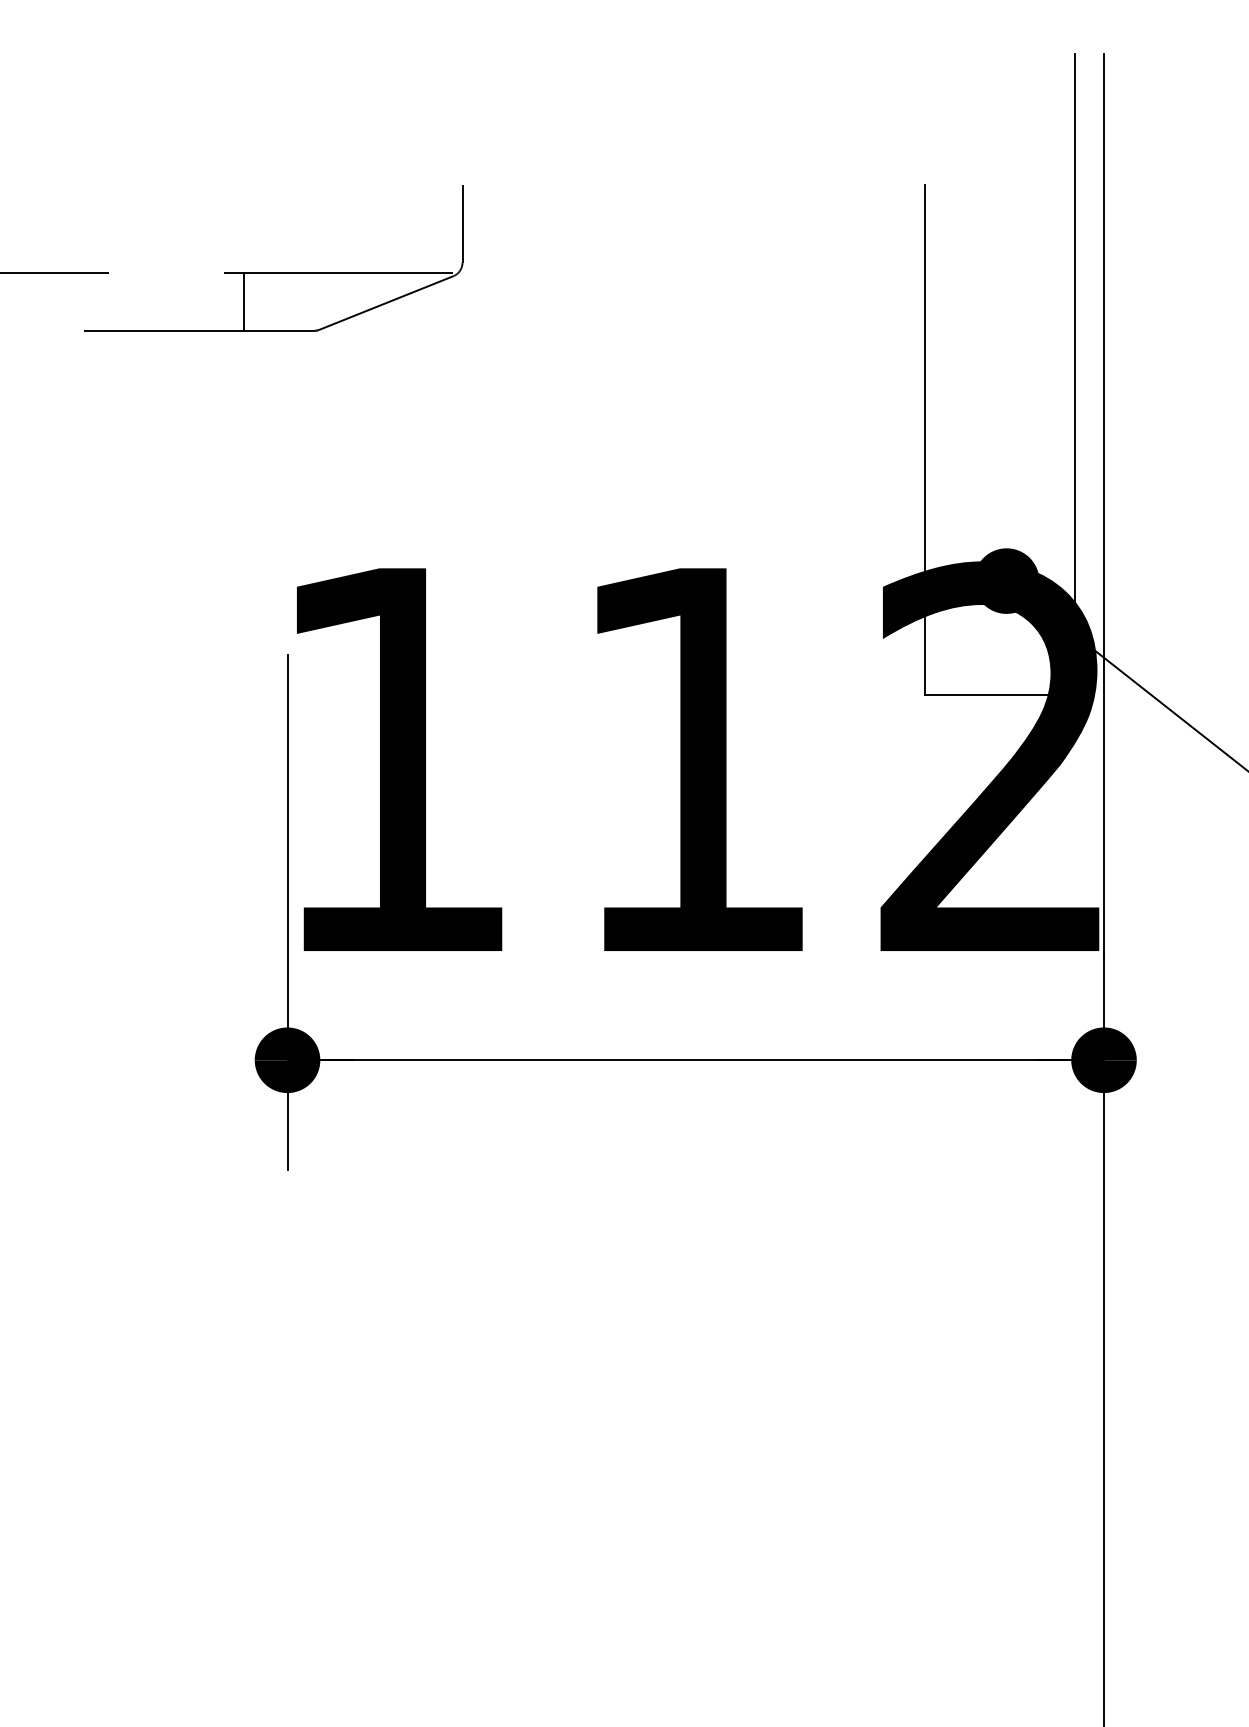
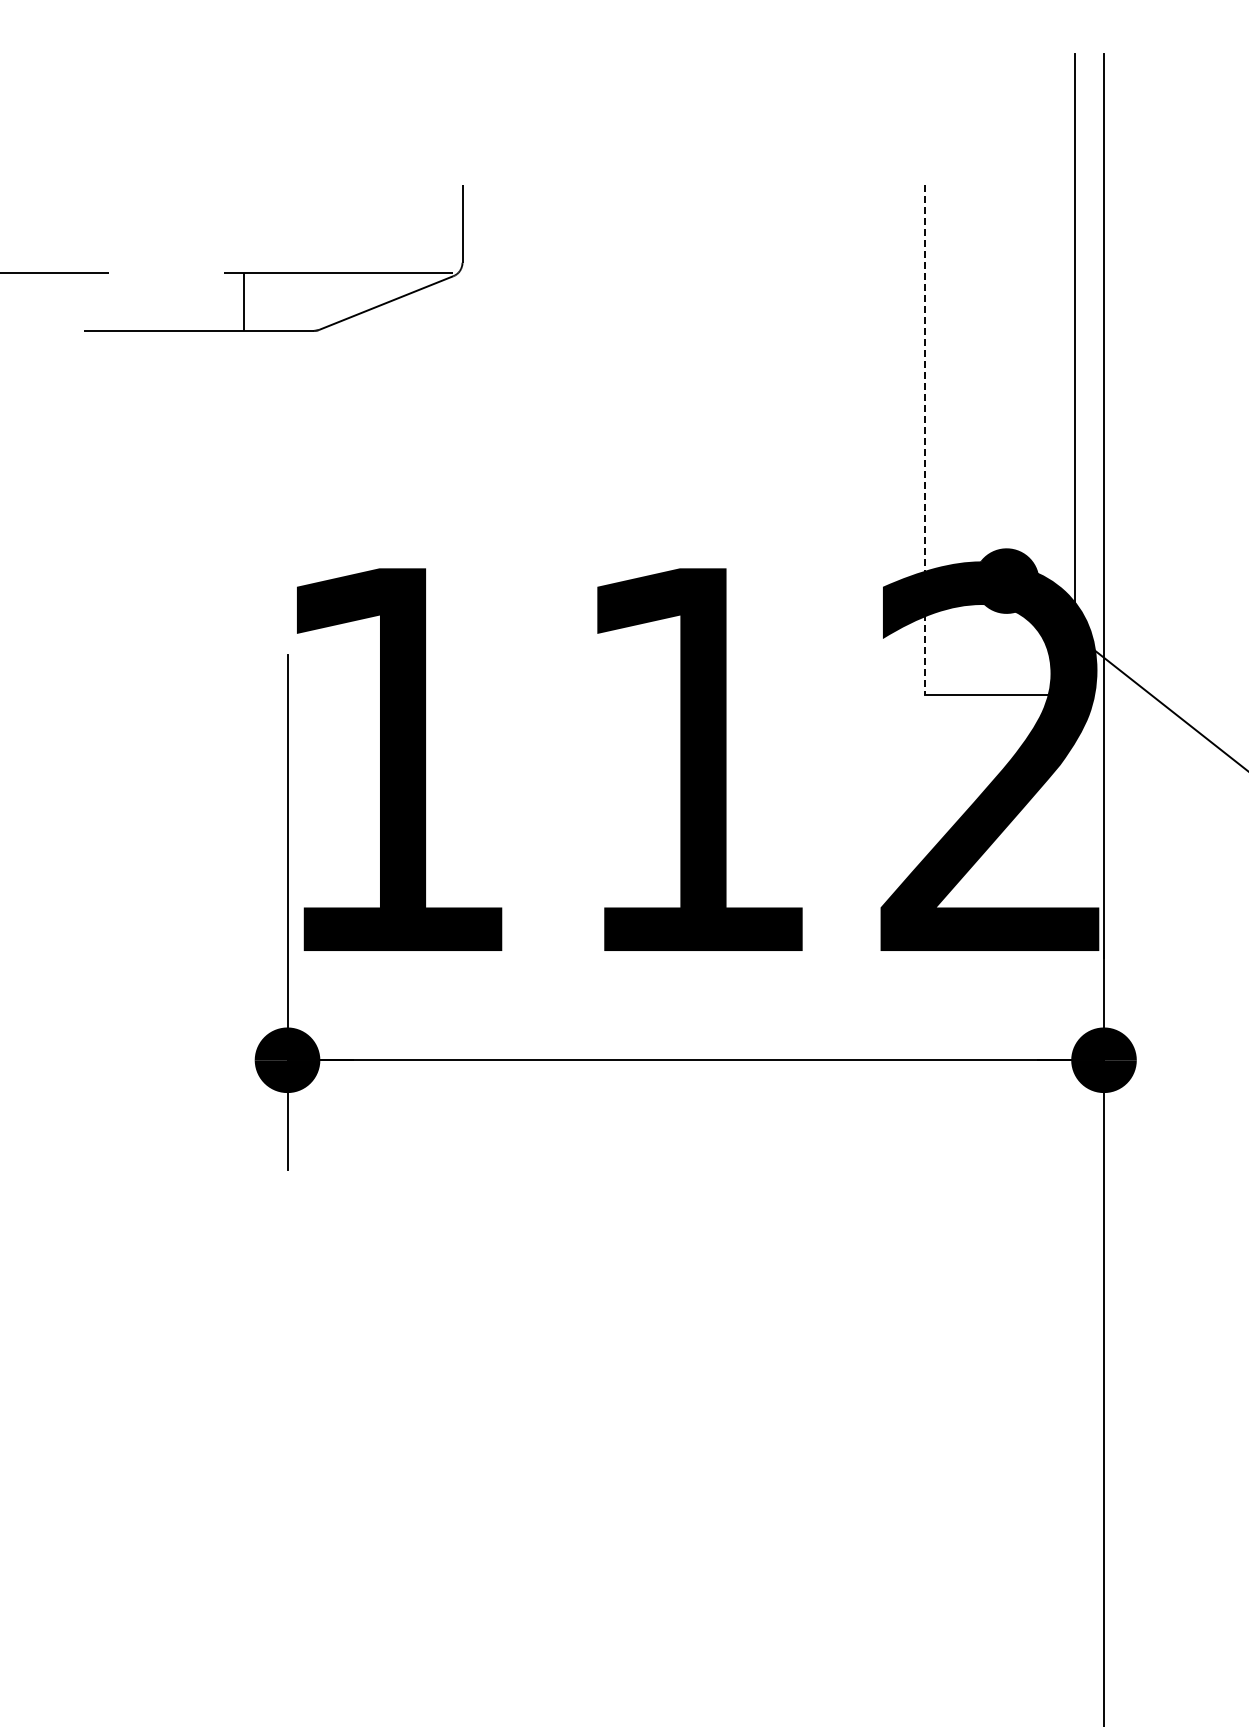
line: solid -> dashed (925, 440)
